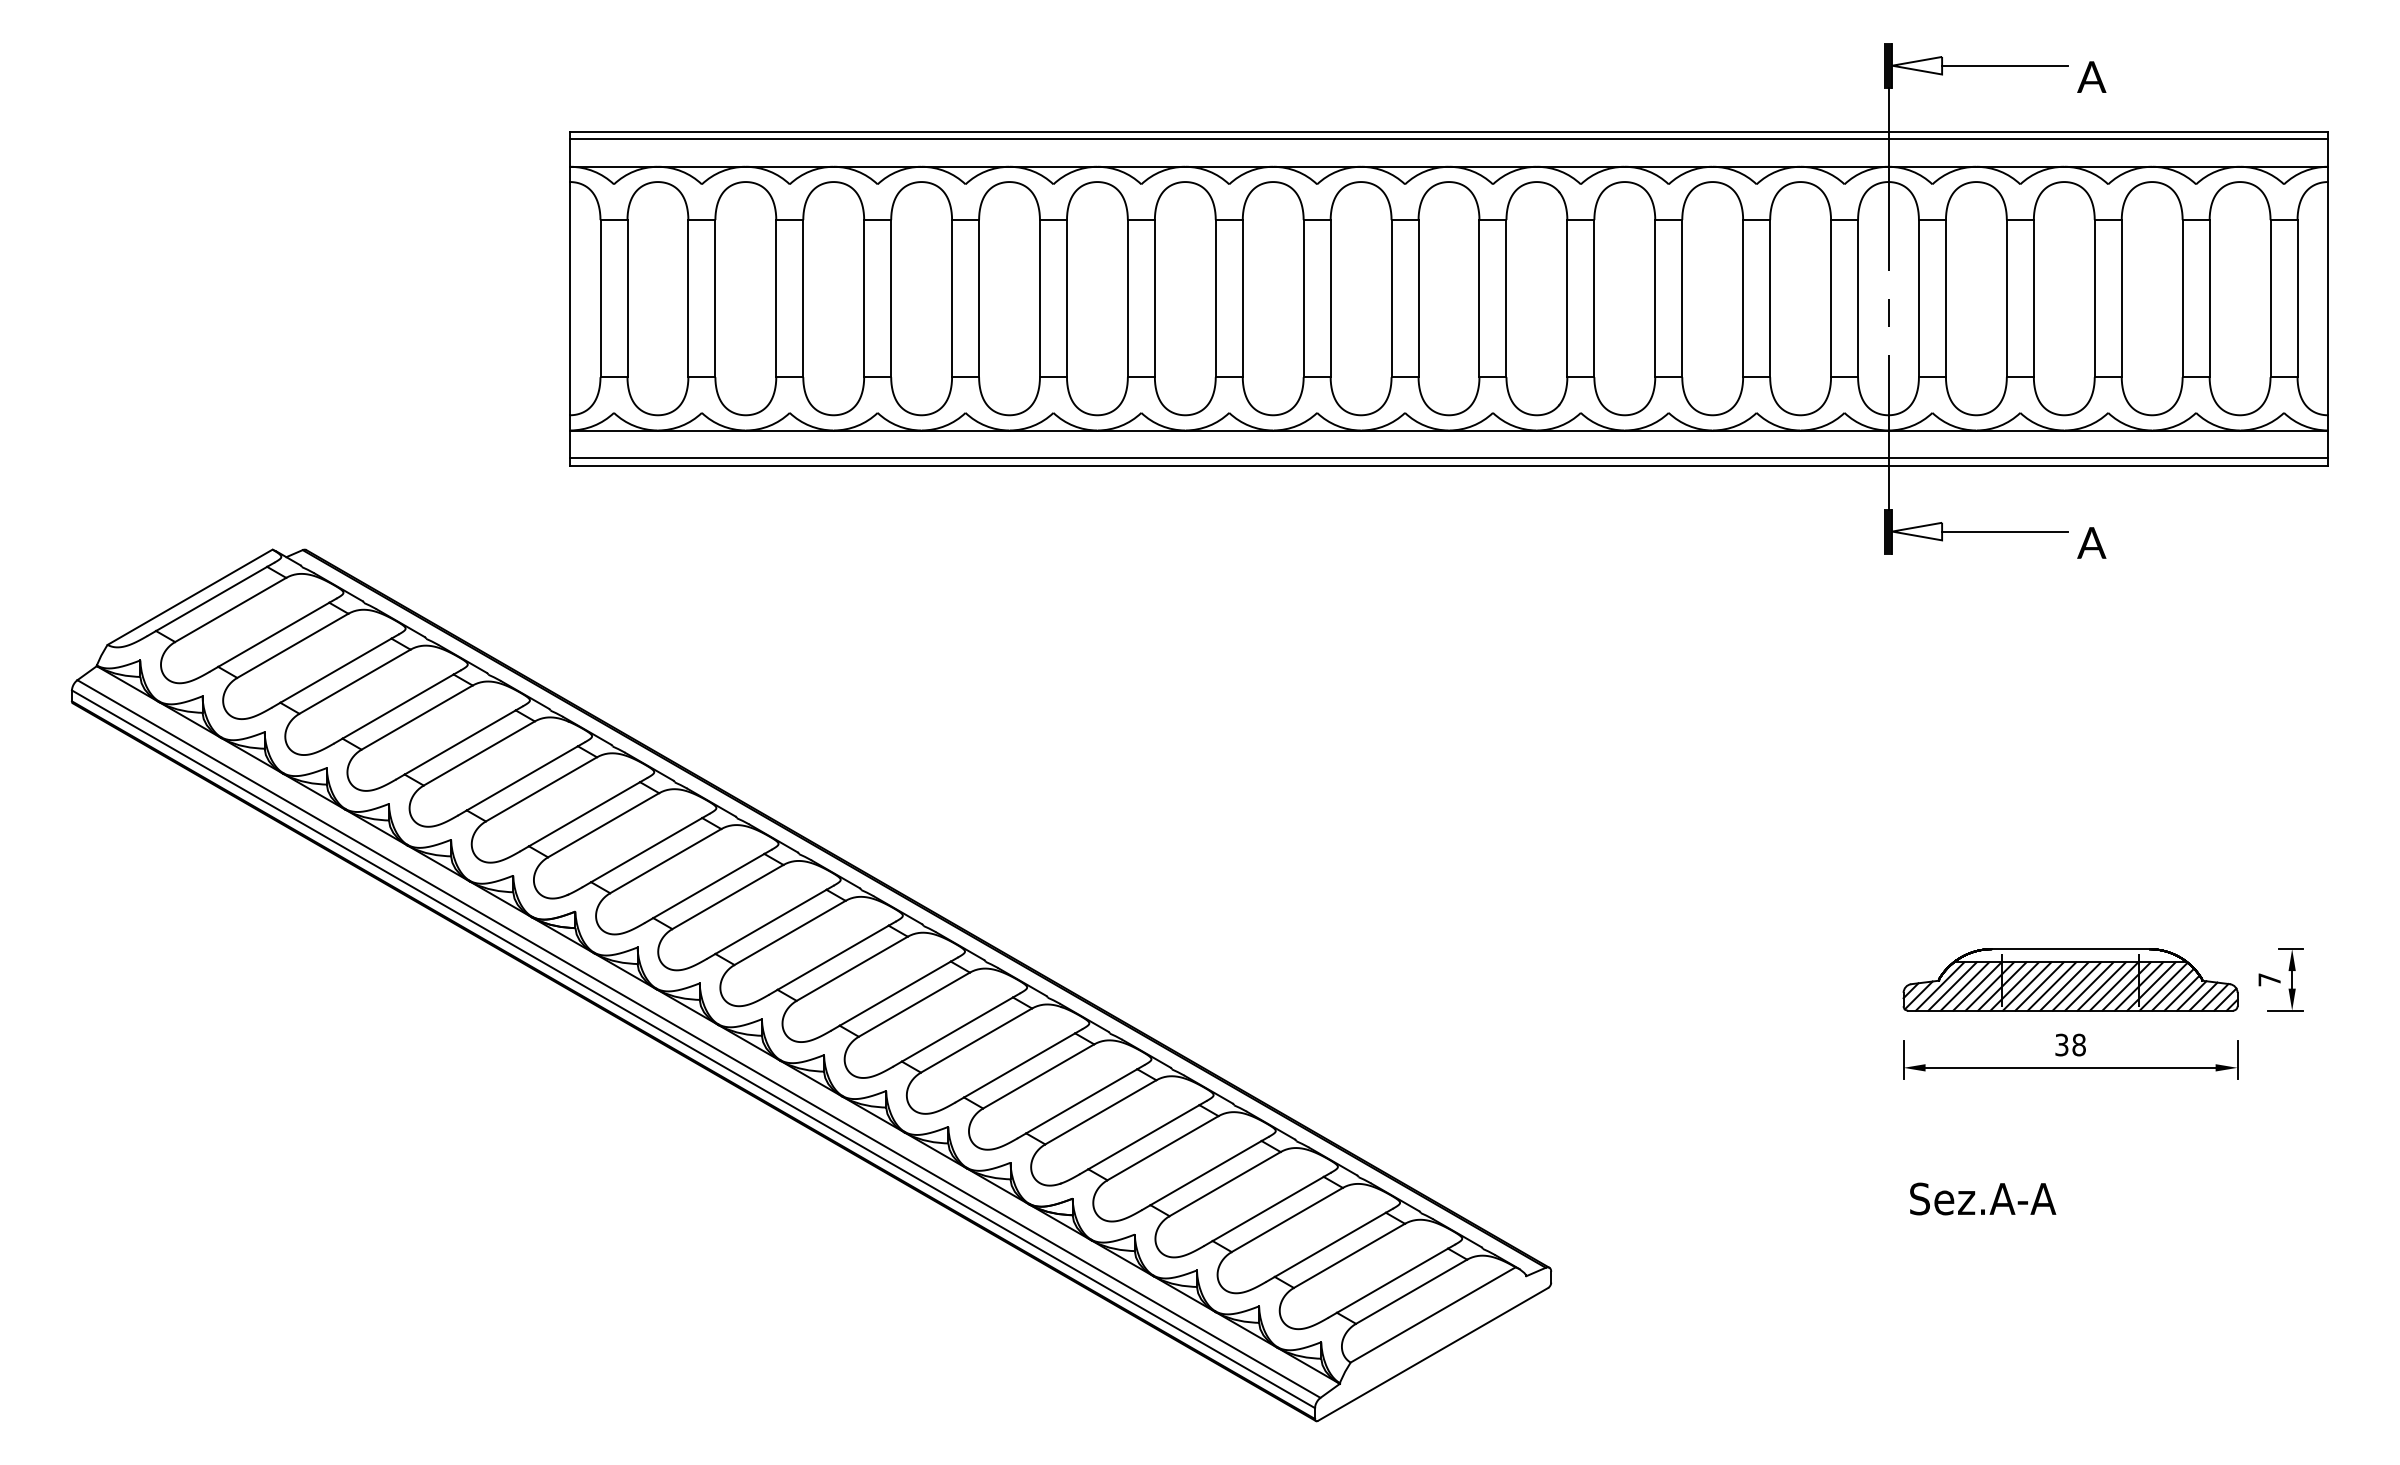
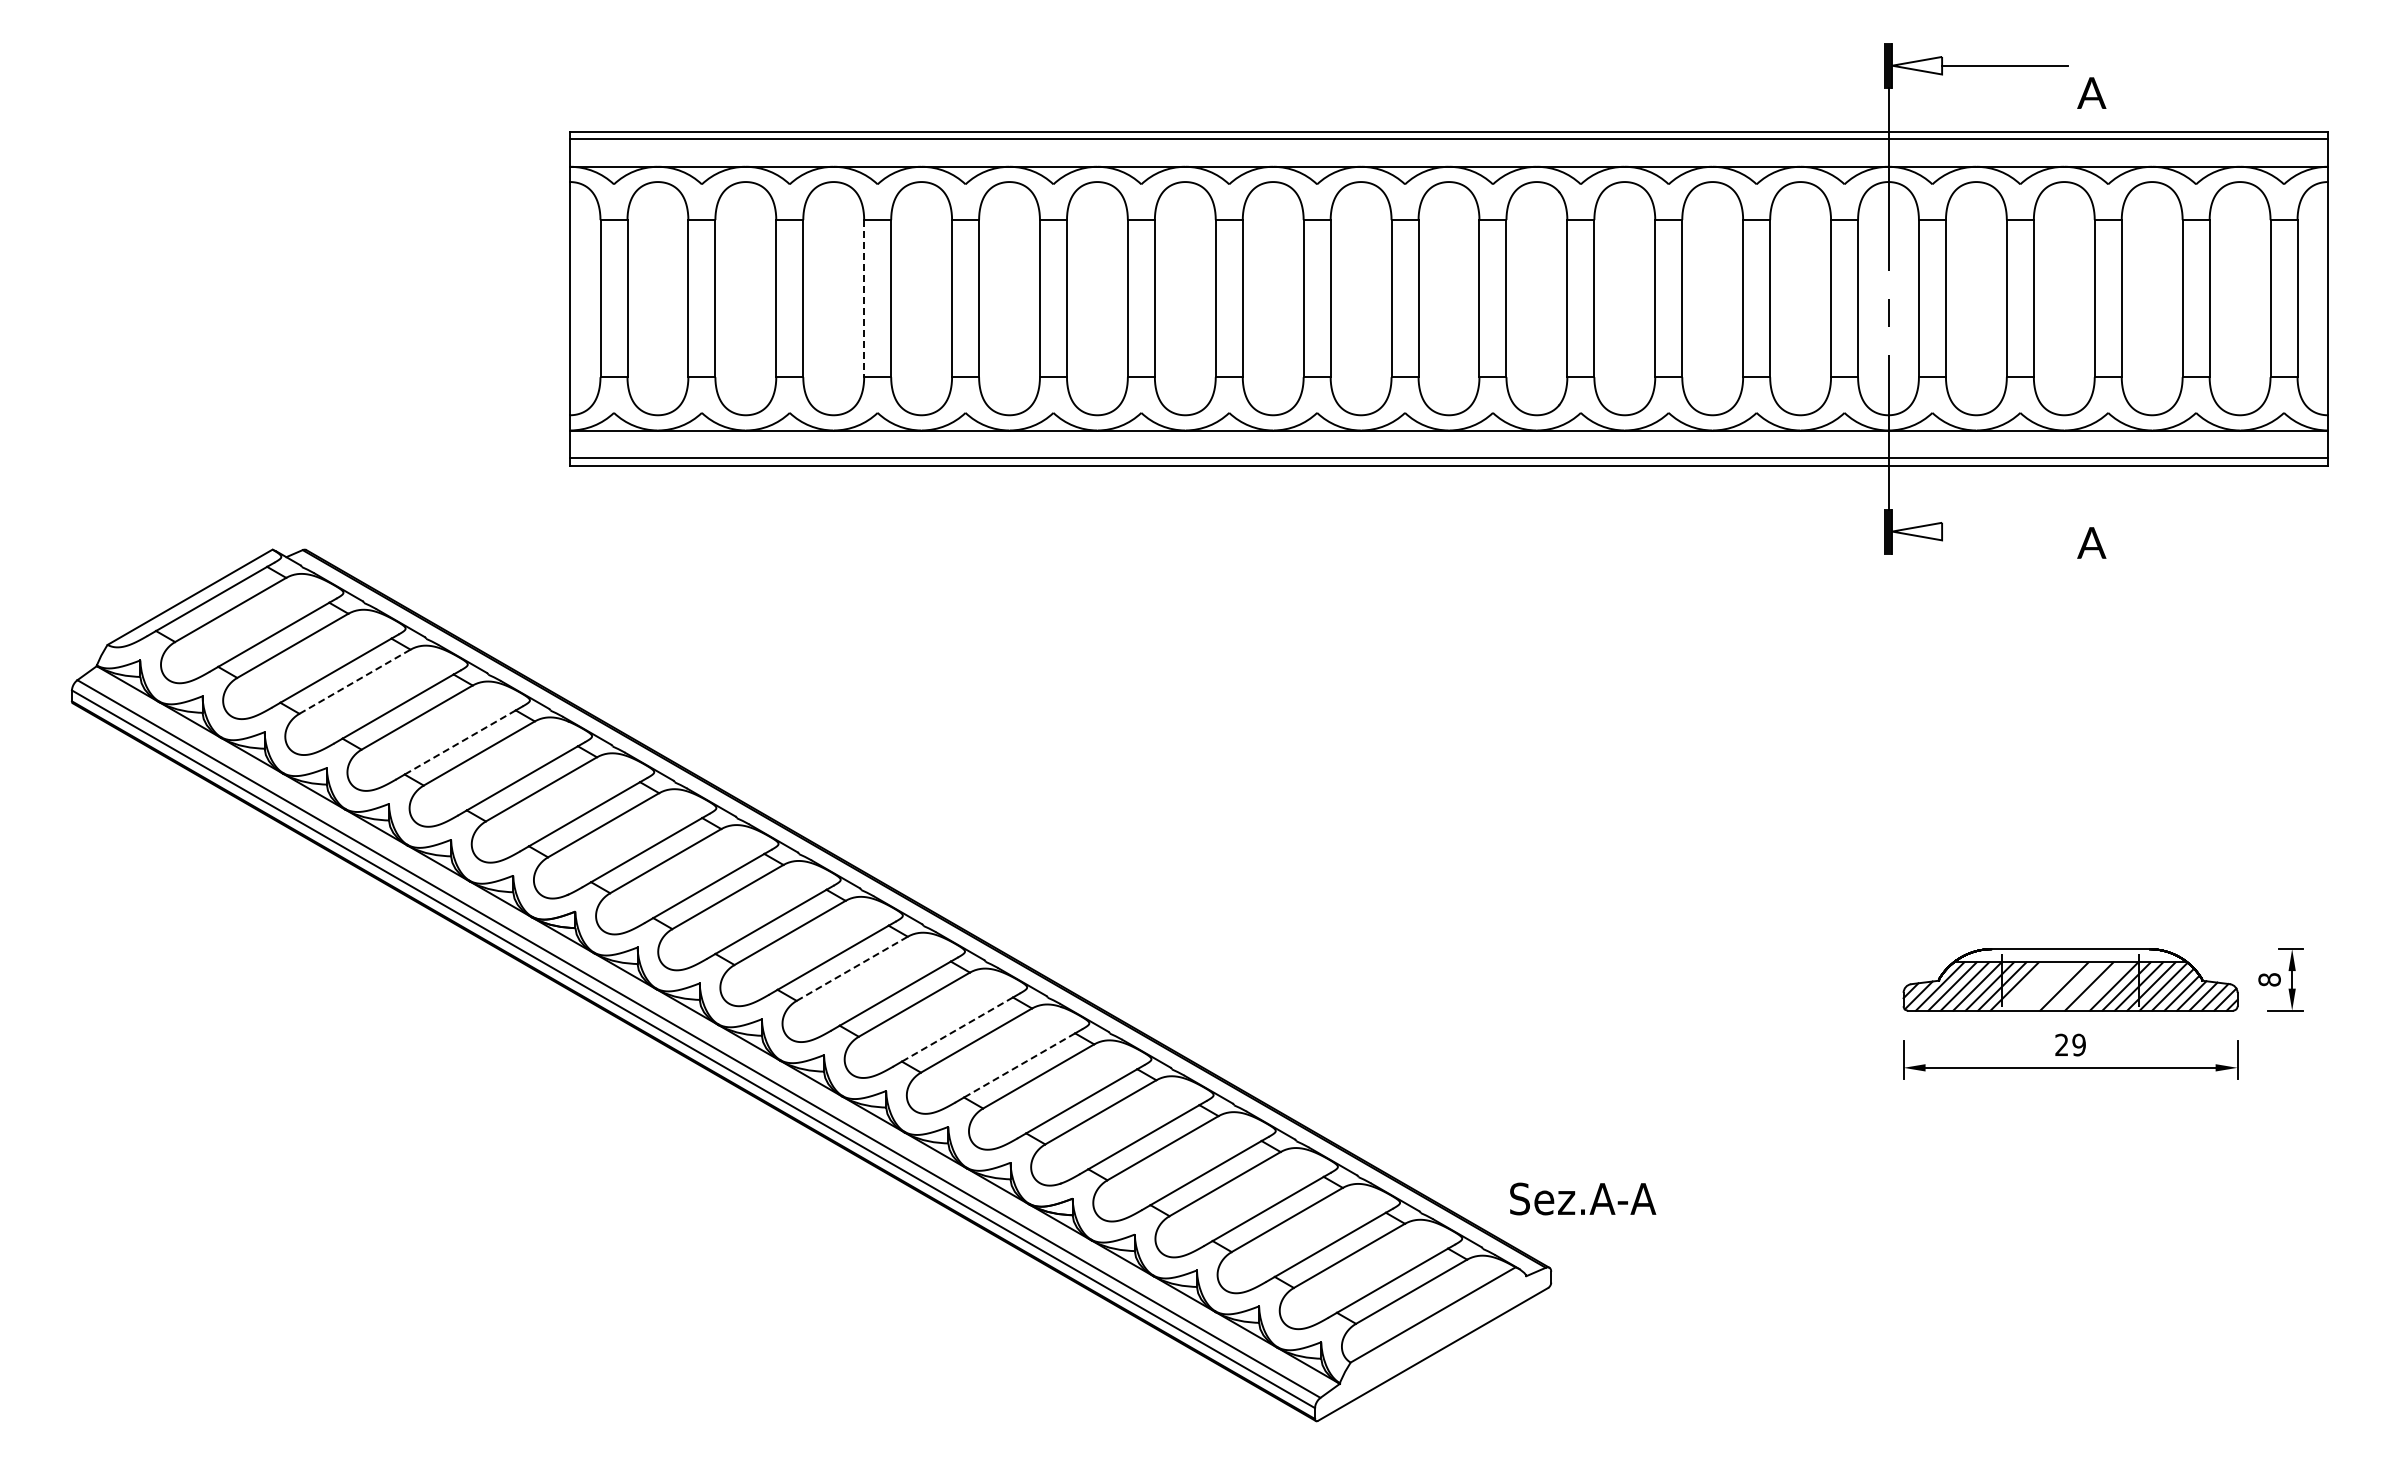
text position: (2091, 76) -> (2091, 92) (2091, 92)
line: solid -> dashed (864, 298)
line: present -> none (2005, 531)
line: solid -> dashed (355, 681)
line: solid -> dashed (459, 742)
line: solid -> dashed (852, 968)
text: 7 -> 8 (2269, 979)
line: present -> none (2027, 986)
line: present -> none (2039, 986)
line: present -> none (2051, 986)
line: present -> none (2076, 986)
line: present -> none (2101, 986)
line: solid -> dashed (957, 1029)
text: 38 -> 29 (2070, 1044)
line: solid -> dashed (1019, 1065)
text position: (1983, 1198) -> (1583, 1198) (1583, 1198)
